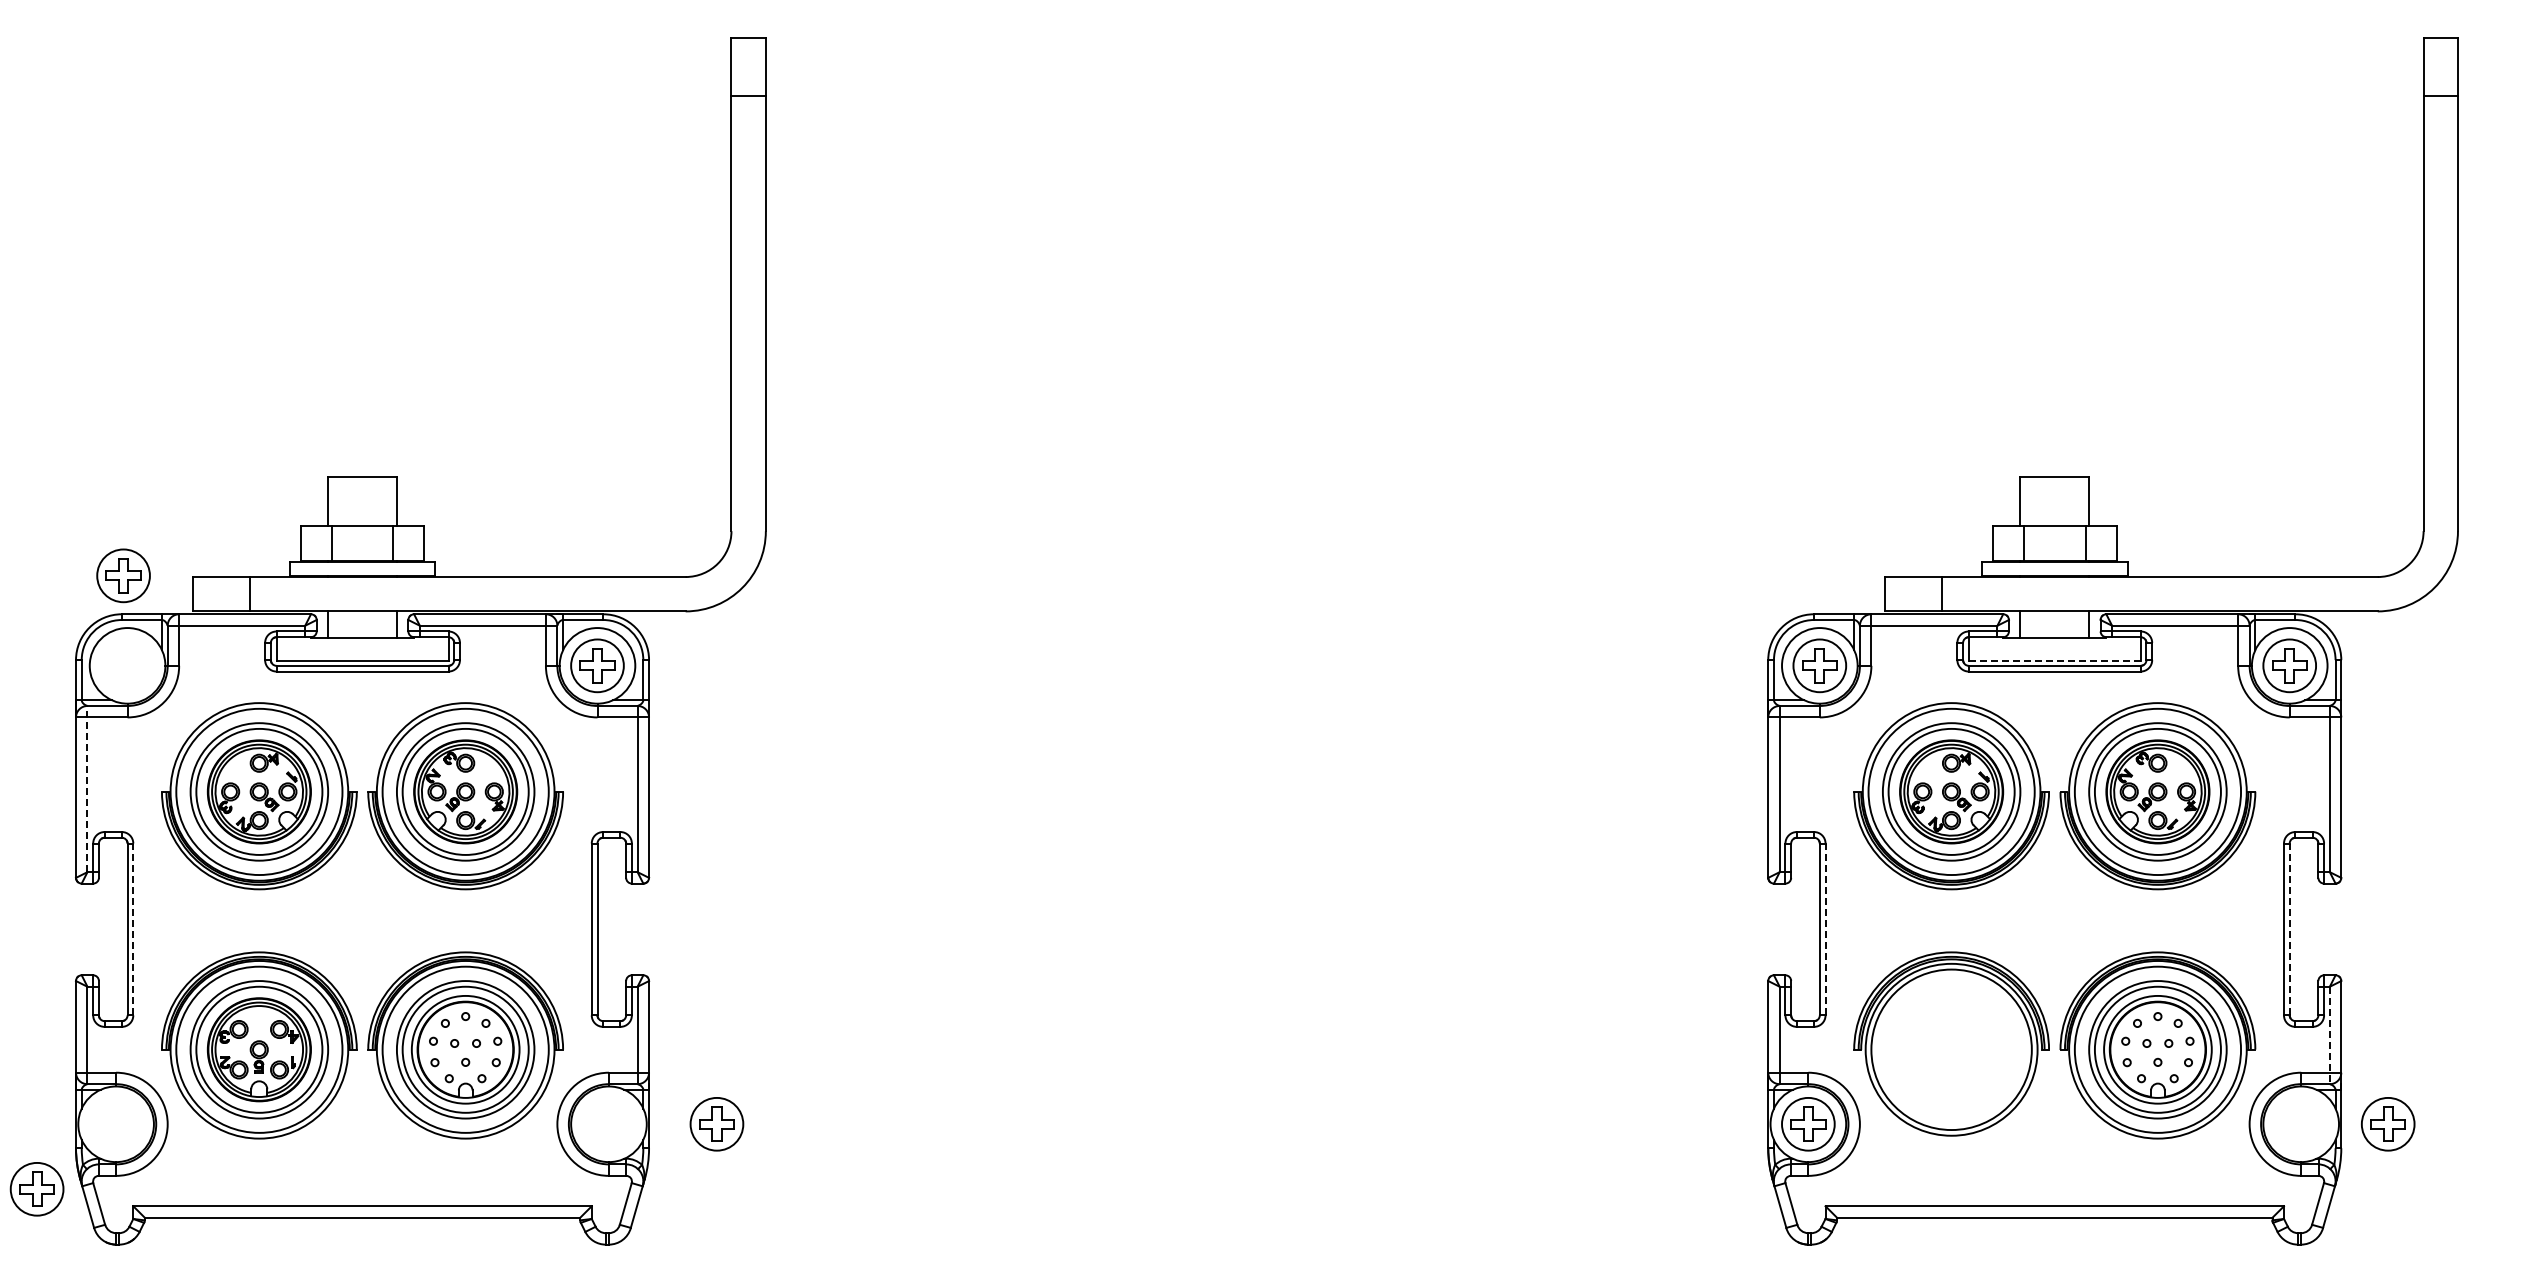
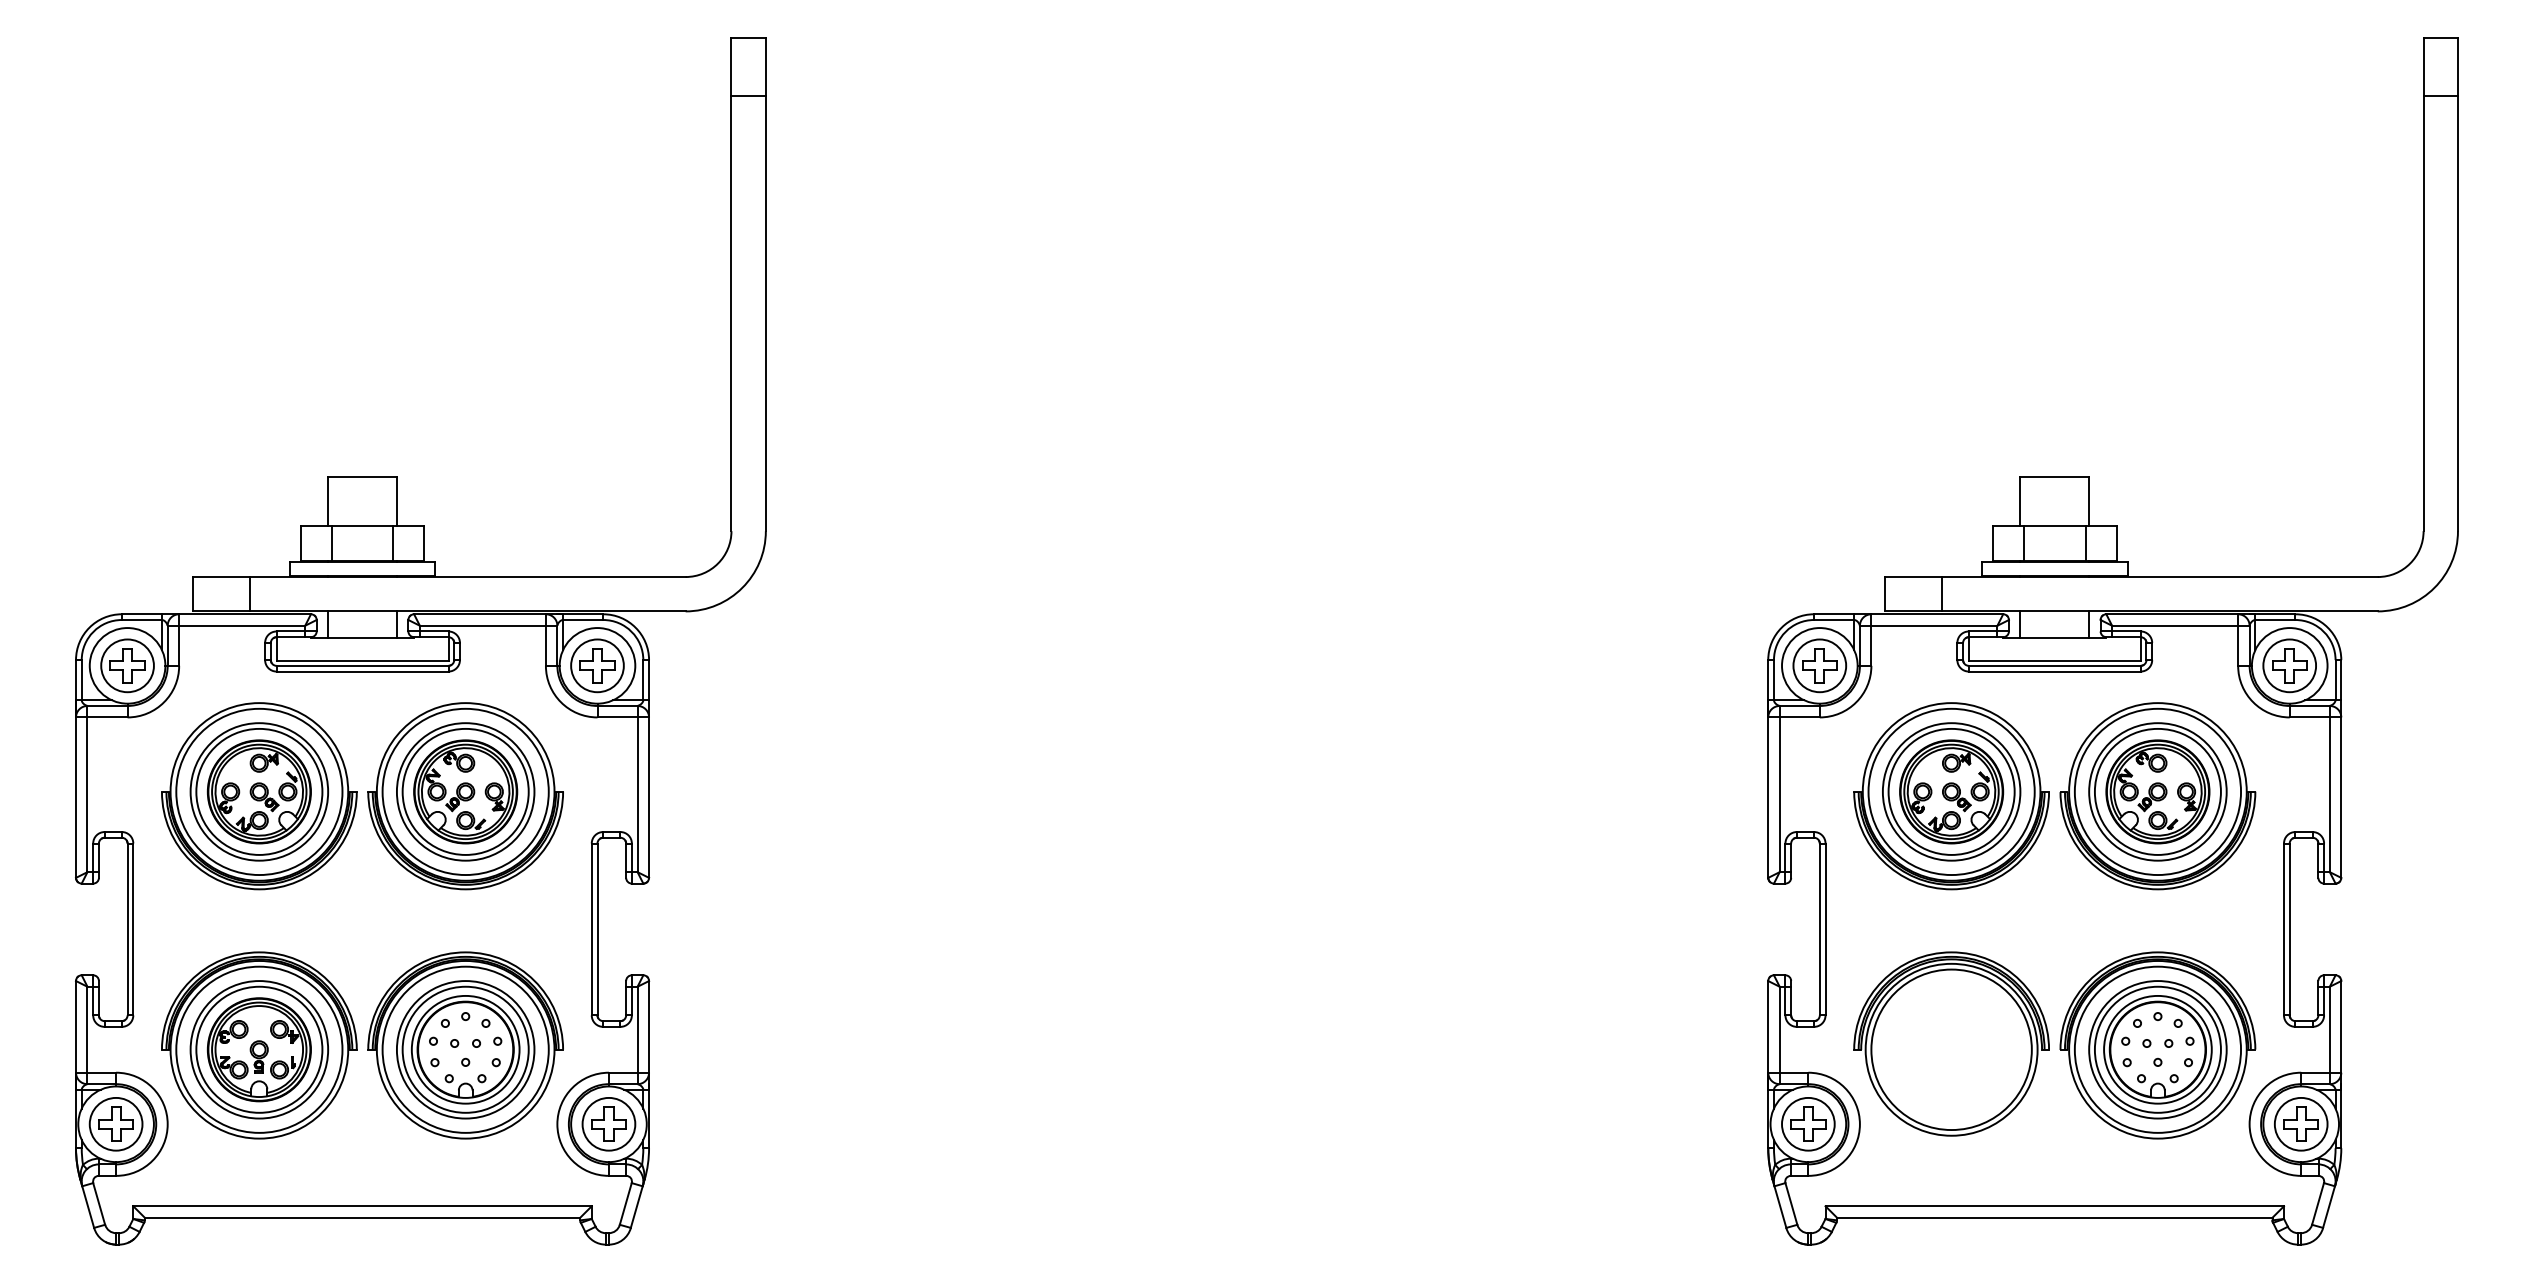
part position: (123, 575) -> (127, 665) (127, 665)
line: dashed -> solid (2054, 660)
line: dashed -> solid (87, 788)
line: dashed -> solid (133, 929)
line: dashed -> solid (1825, 929)
line: dashed -> solid (2289, 929)
line: dashed -> solid (2329, 1035)
part position: (716, 1124) -> (608, 1124) (608, 1124)
part position: (2388, 1124) -> (2301, 1124) (2301, 1124)
part position: (36, 1189) -> (115, 1124) (115, 1124)
